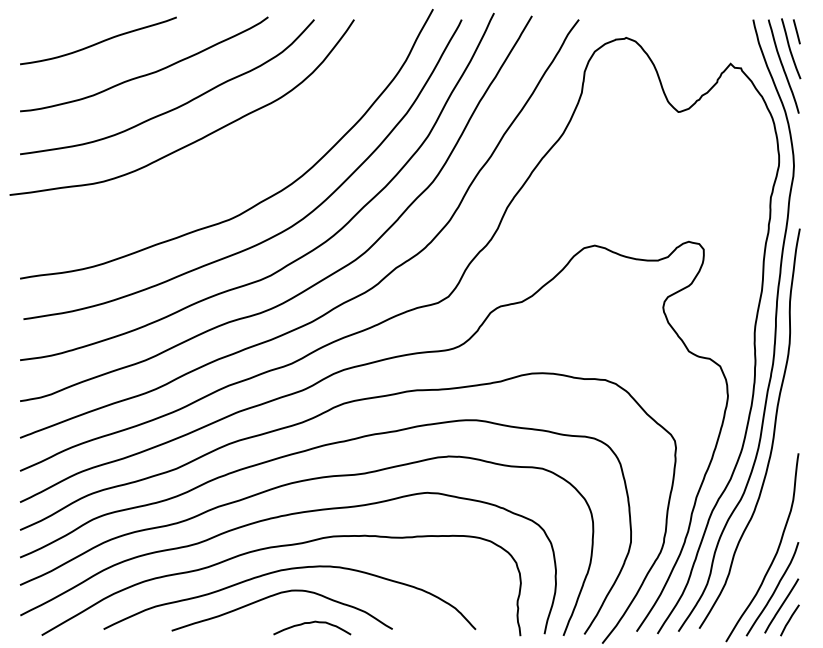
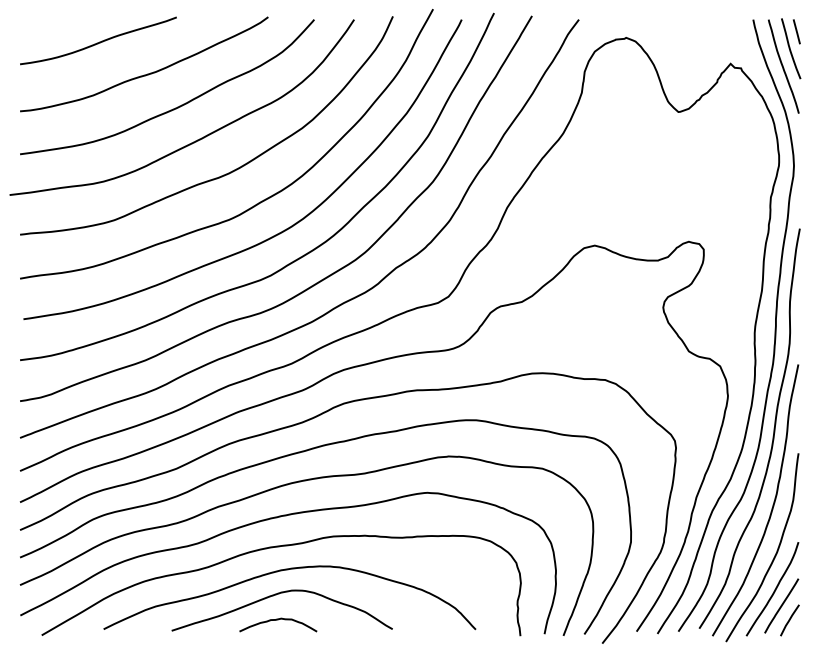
curve: none -> present (223, 174)
curve: none -> present (772, 504)
curve position: (312, 623) -> (278, 620) (278, 620)
